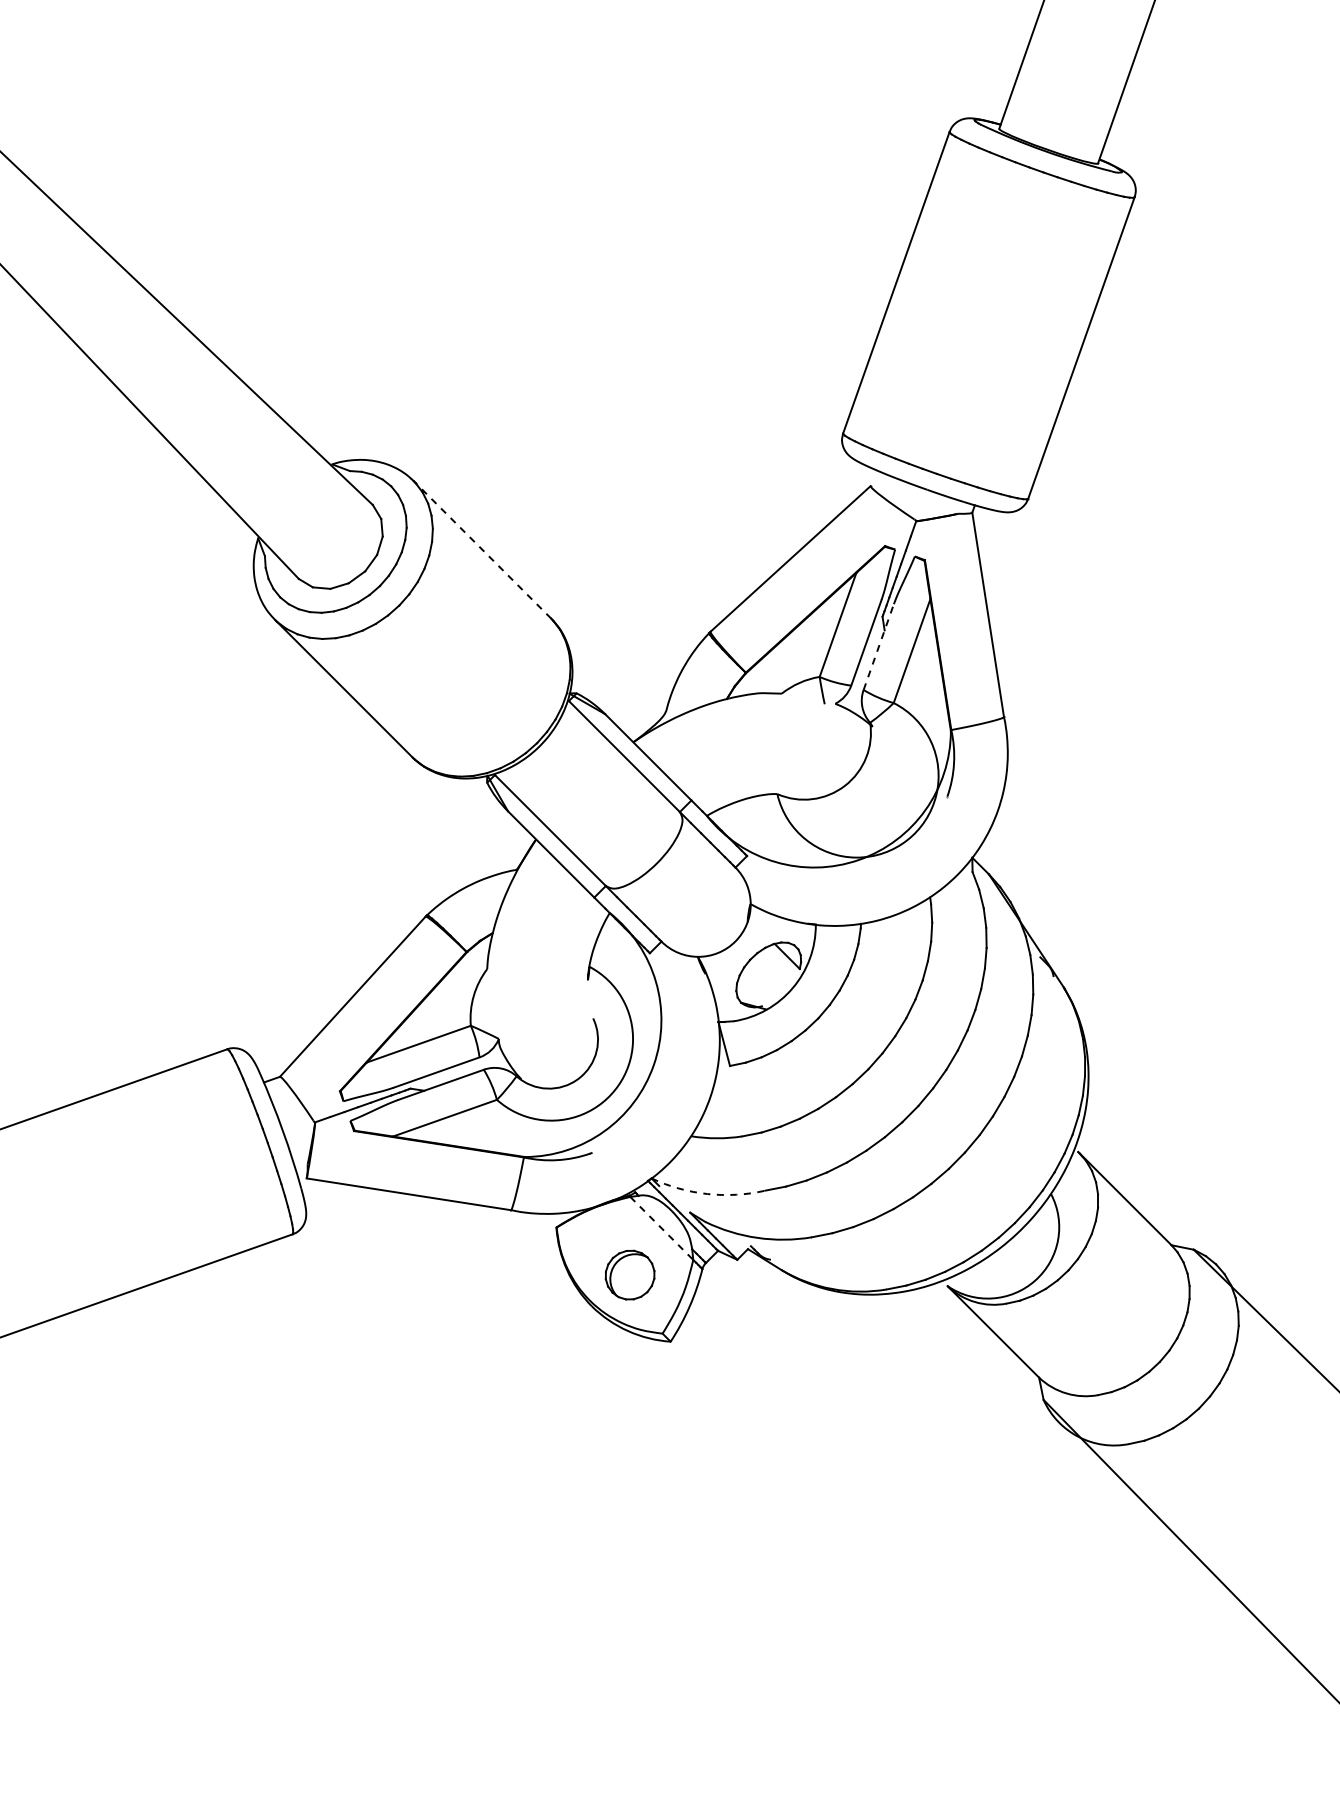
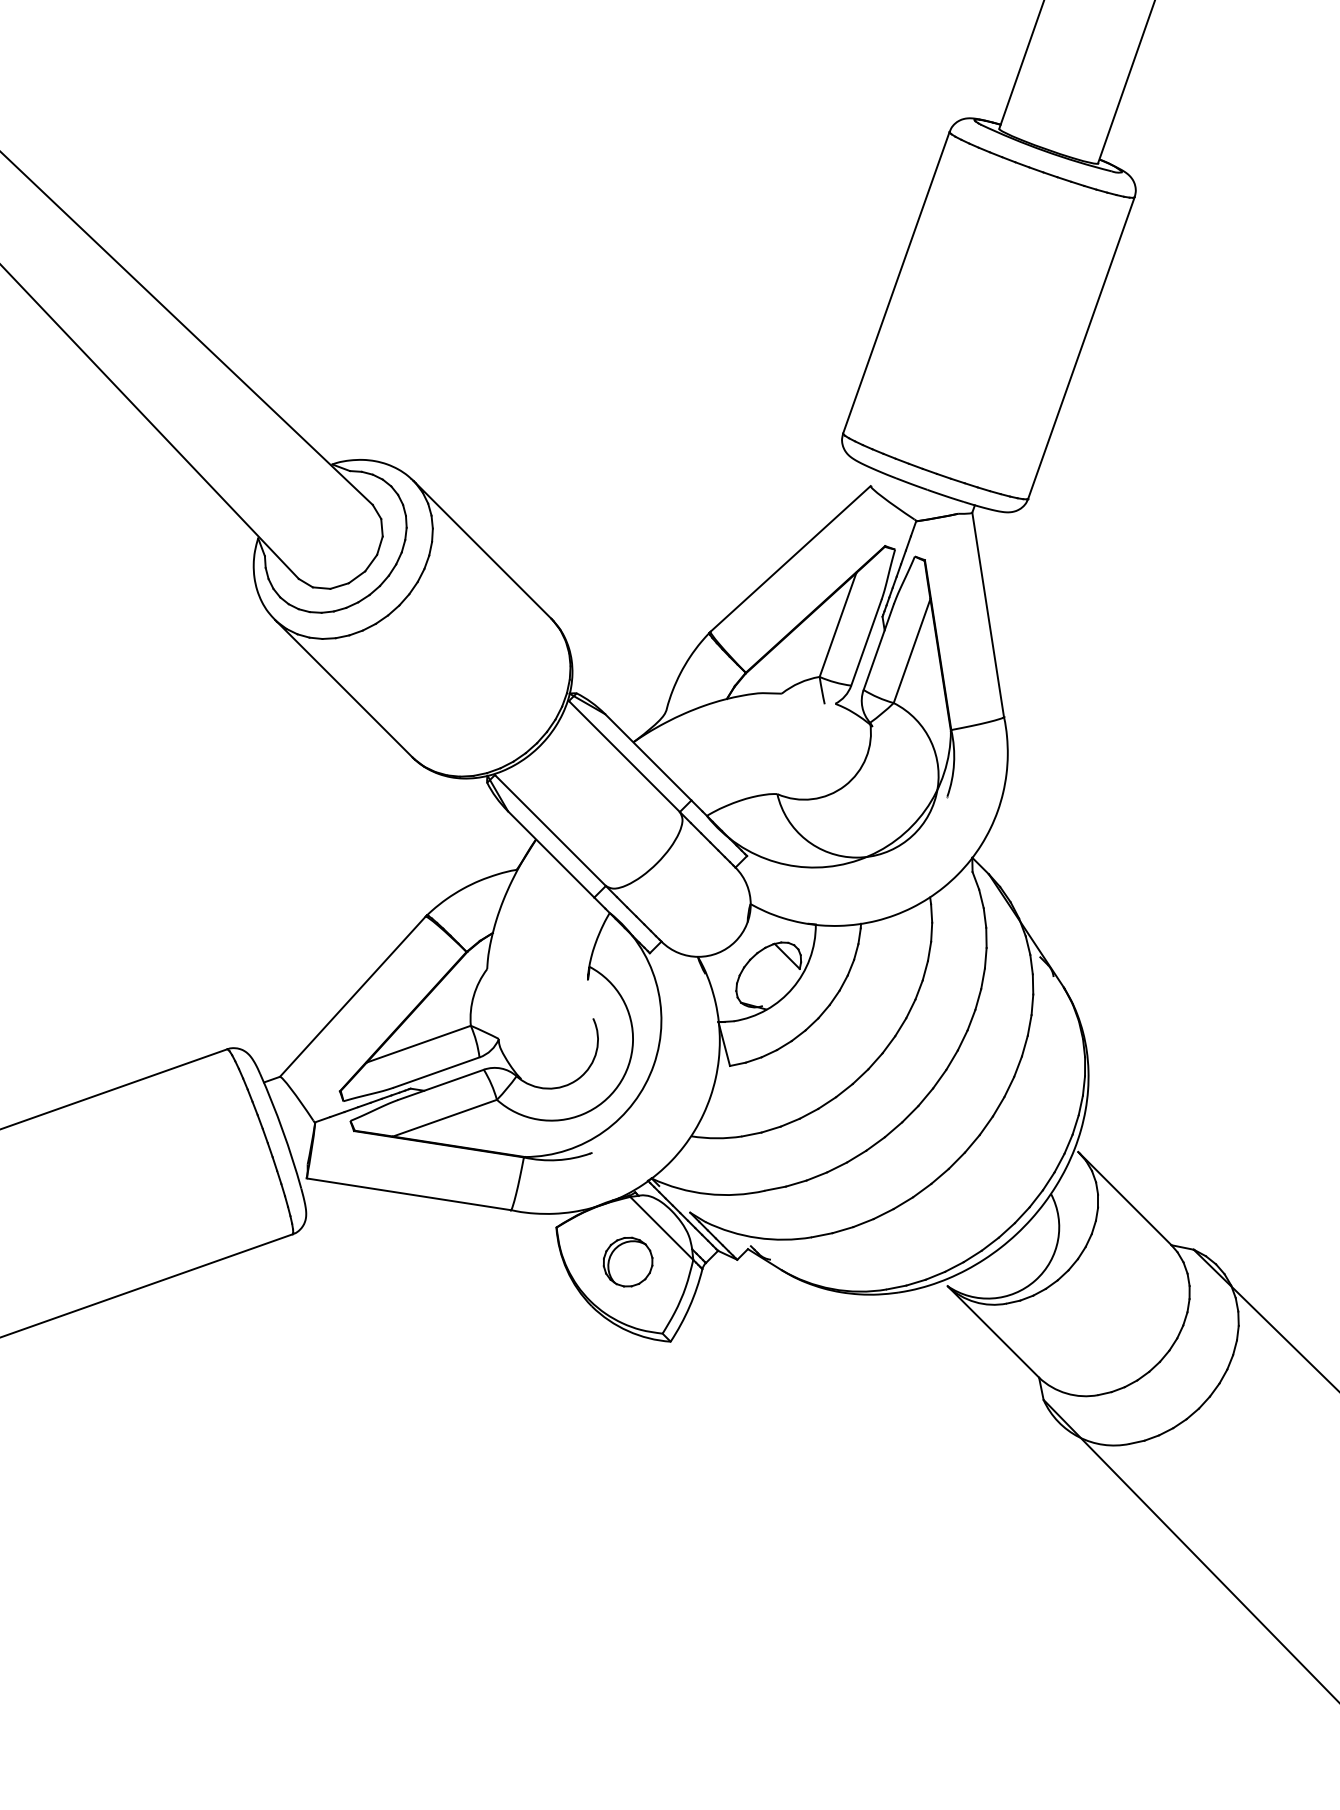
line: dashed -> solid (482, 549)
line: dashed -> solid (878, 646)
arc: dashed -> solid (707, 1194)
line: dashed -> solid (661, 1228)
part position: (629, 1274) -> (627, 1261) (627, 1261)
